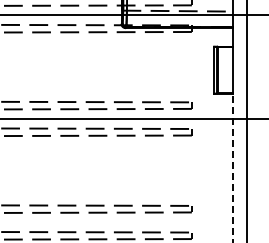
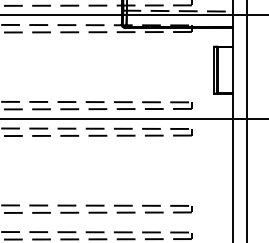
line: dashed -> solid (232, 167)
